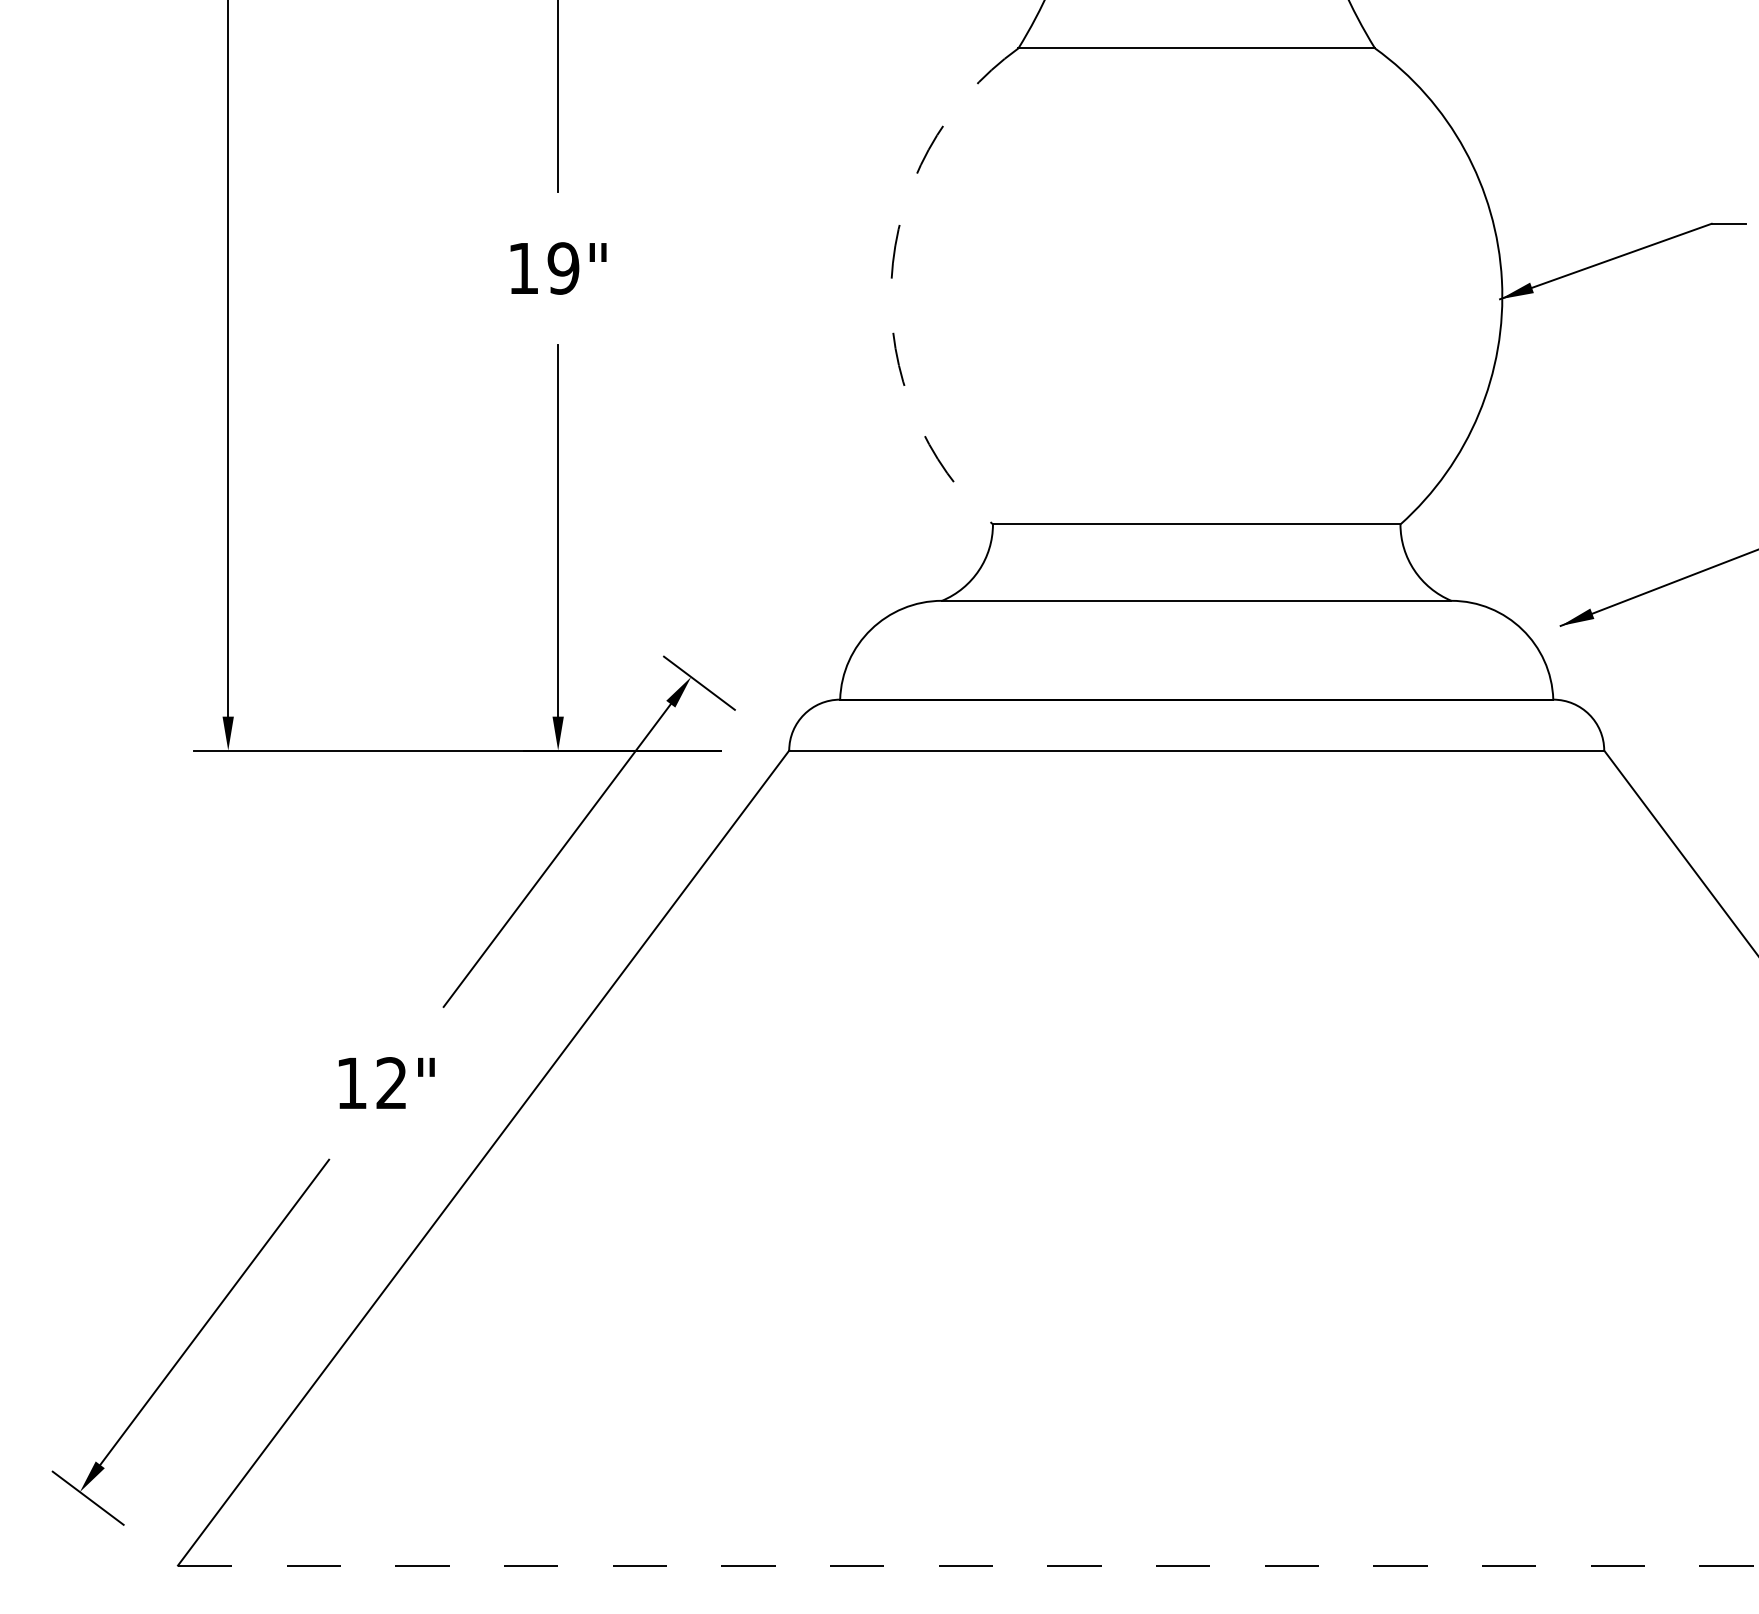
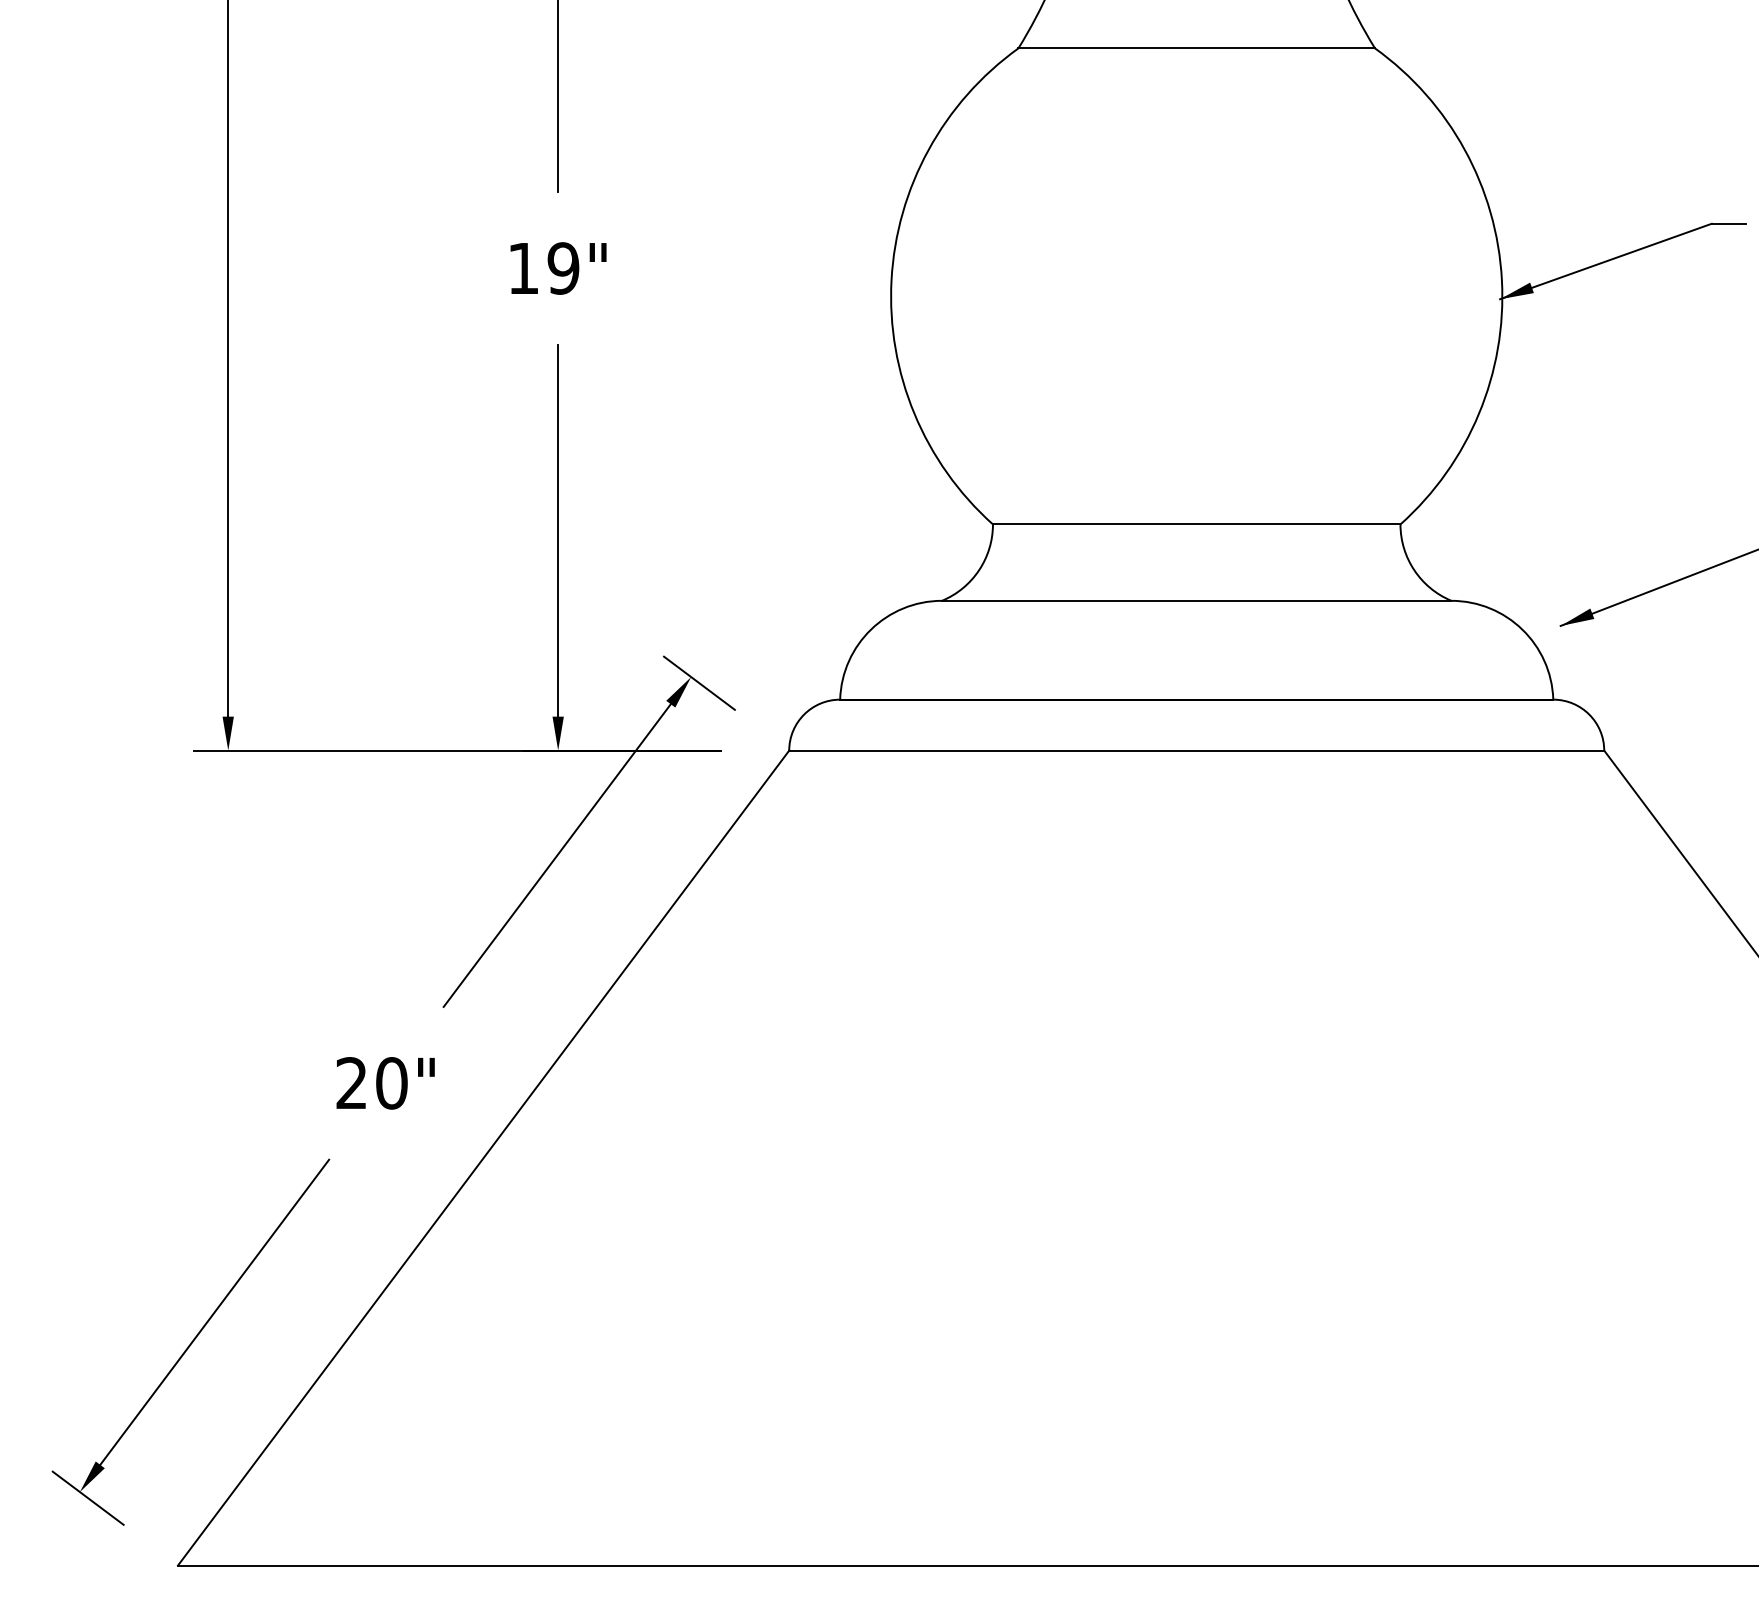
arc: dashed -> solid (891, 280)
text: 12" -> 20" (371, 1083)
line: dashed -> solid (968, 1565)
